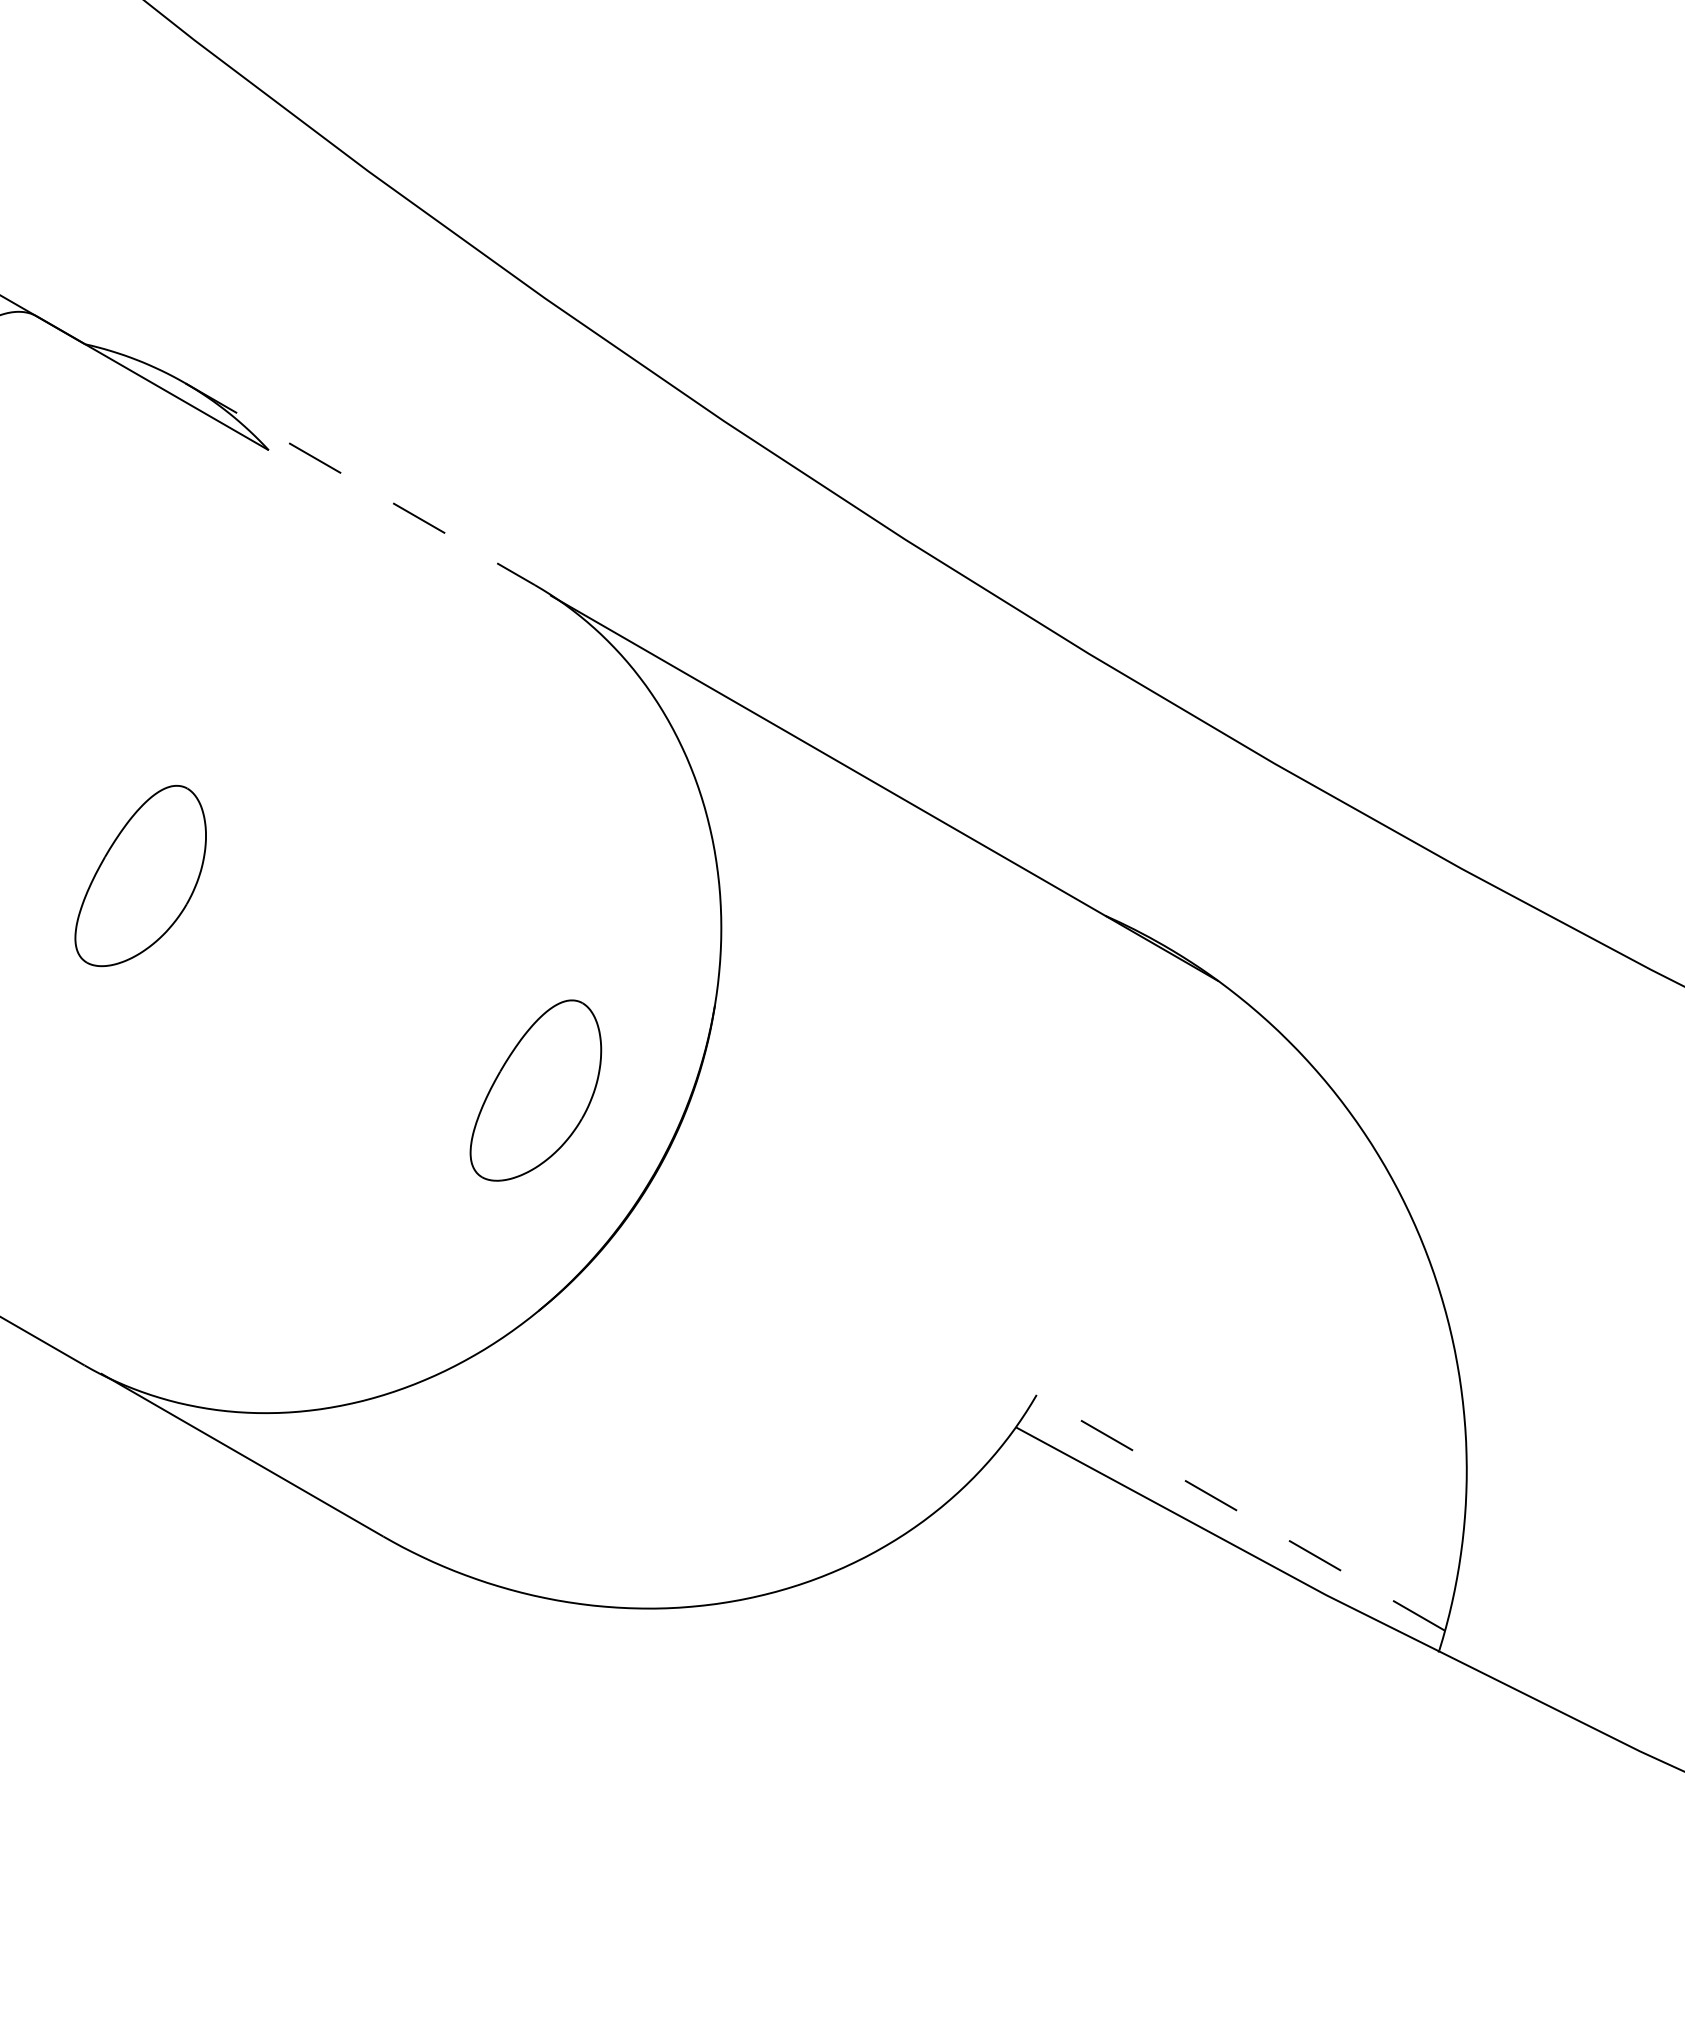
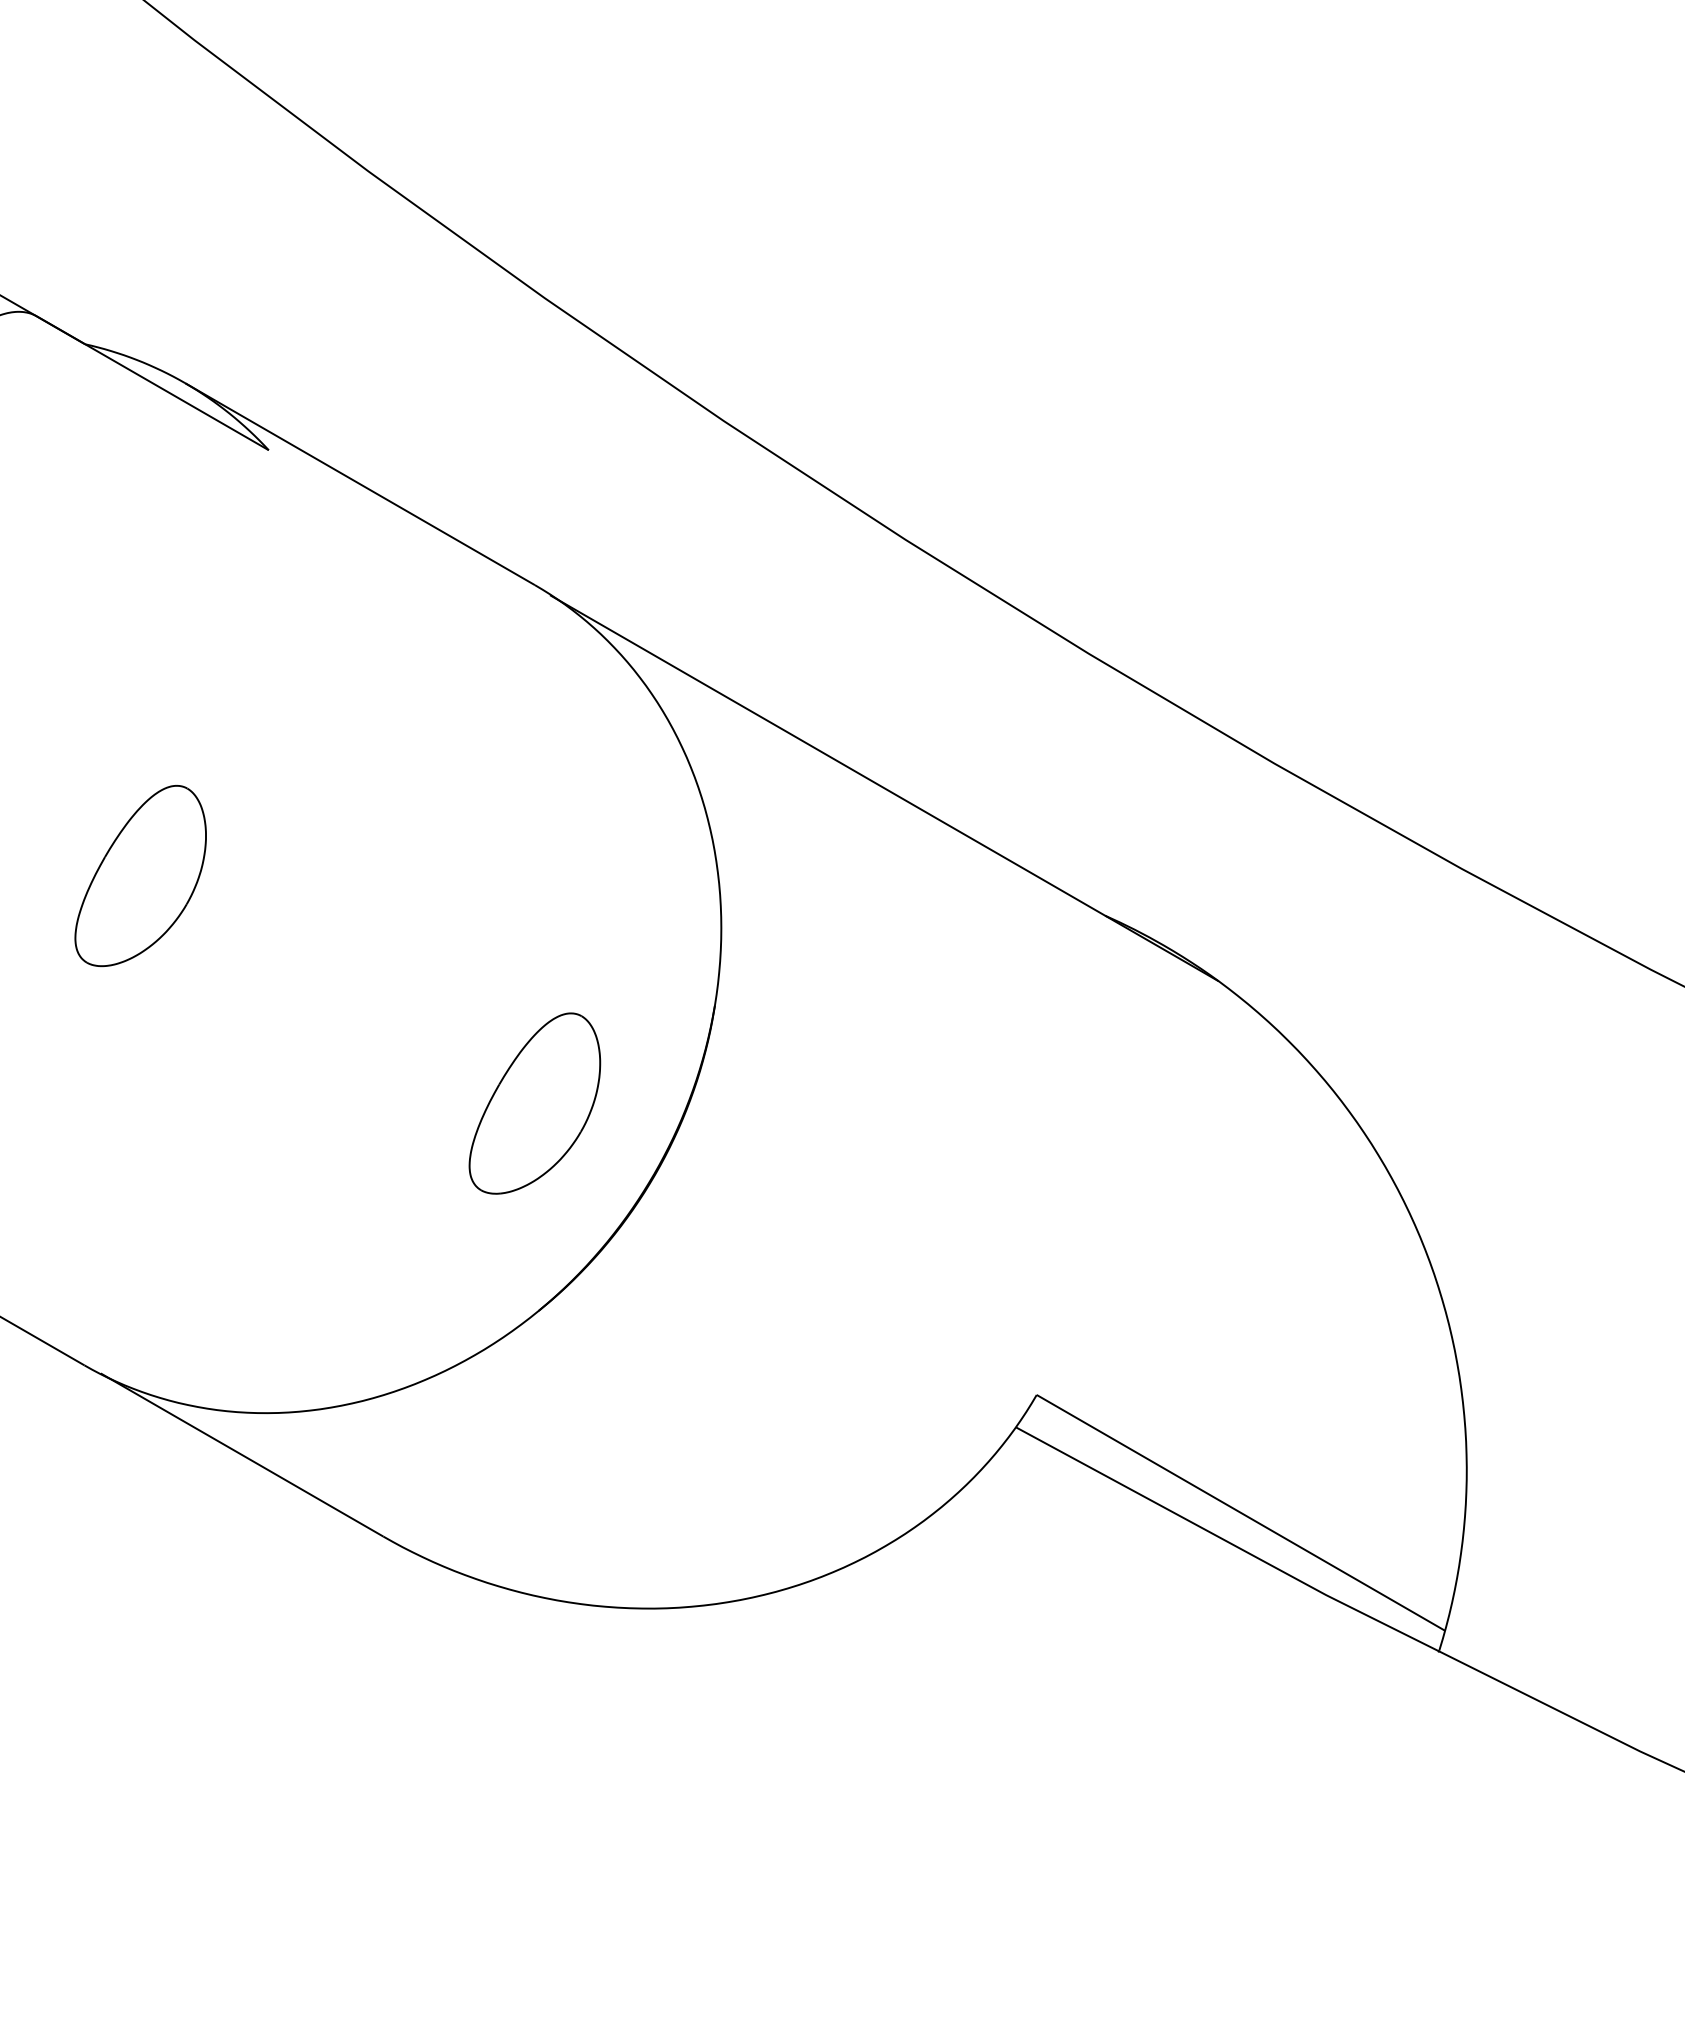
line: dashed -> solid (360, 484)
part position: (535, 1090) -> (534, 1103) (534, 1103)
line: dashed -> solid (1240, 1512)
